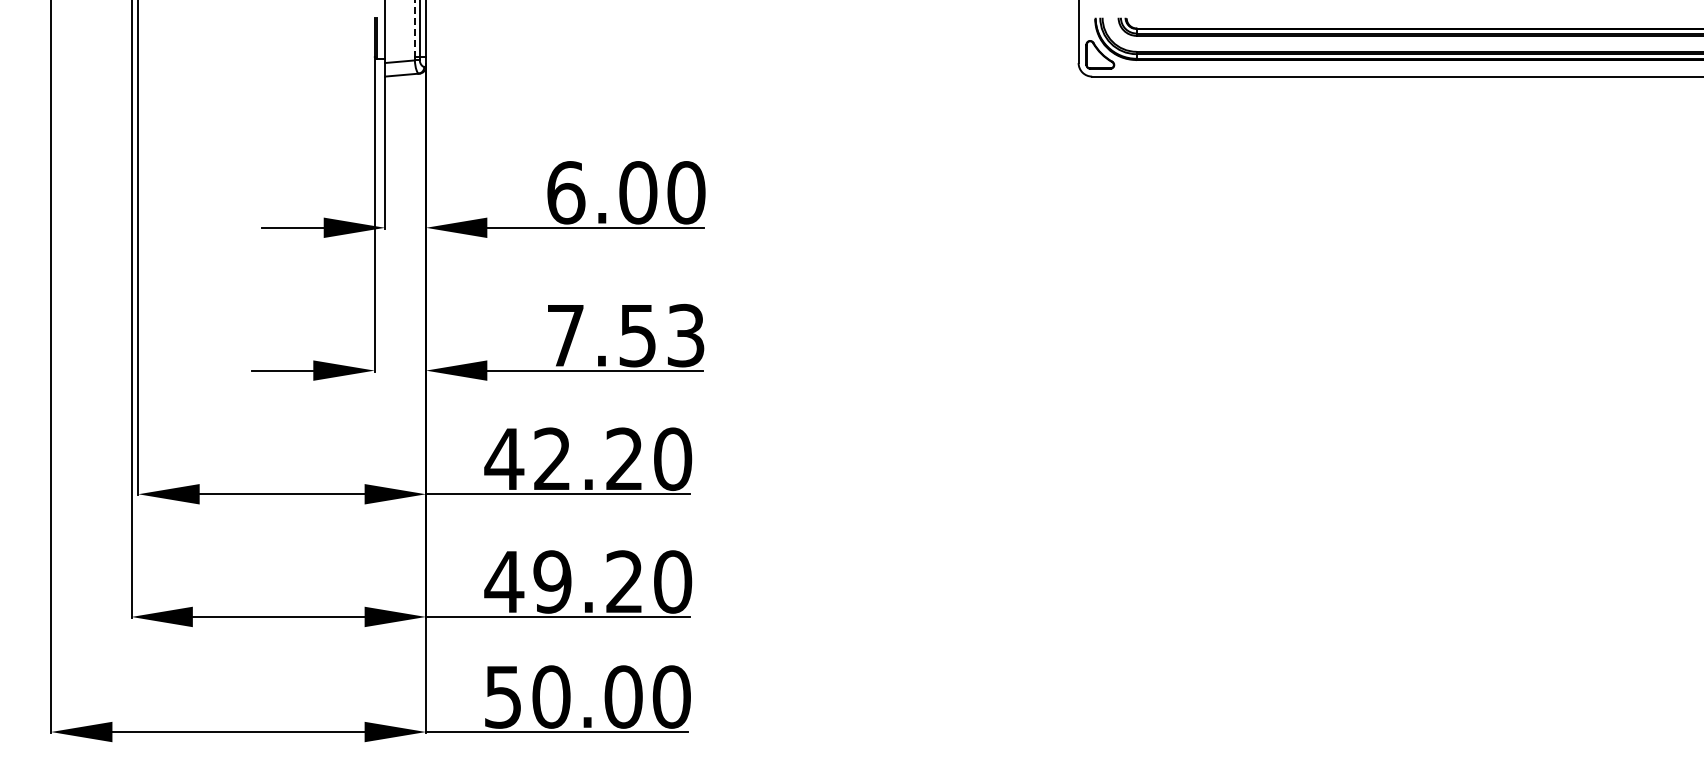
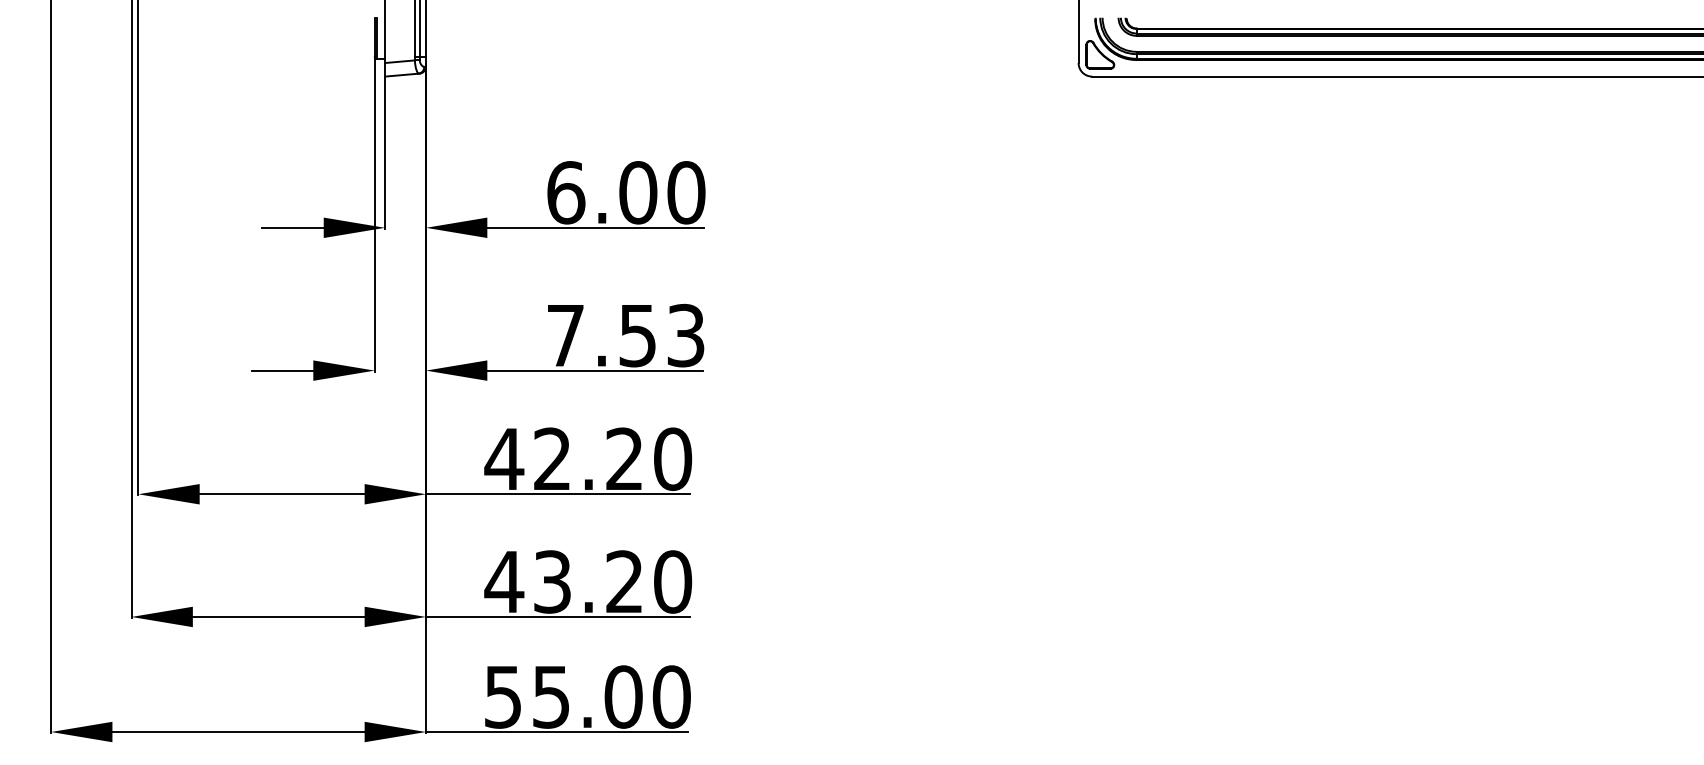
line: dashed -> solid (414, 29)
text: 49.20 -> 43.20 (552, 581)
text: 50.00 -> 55.00 (551, 696)
